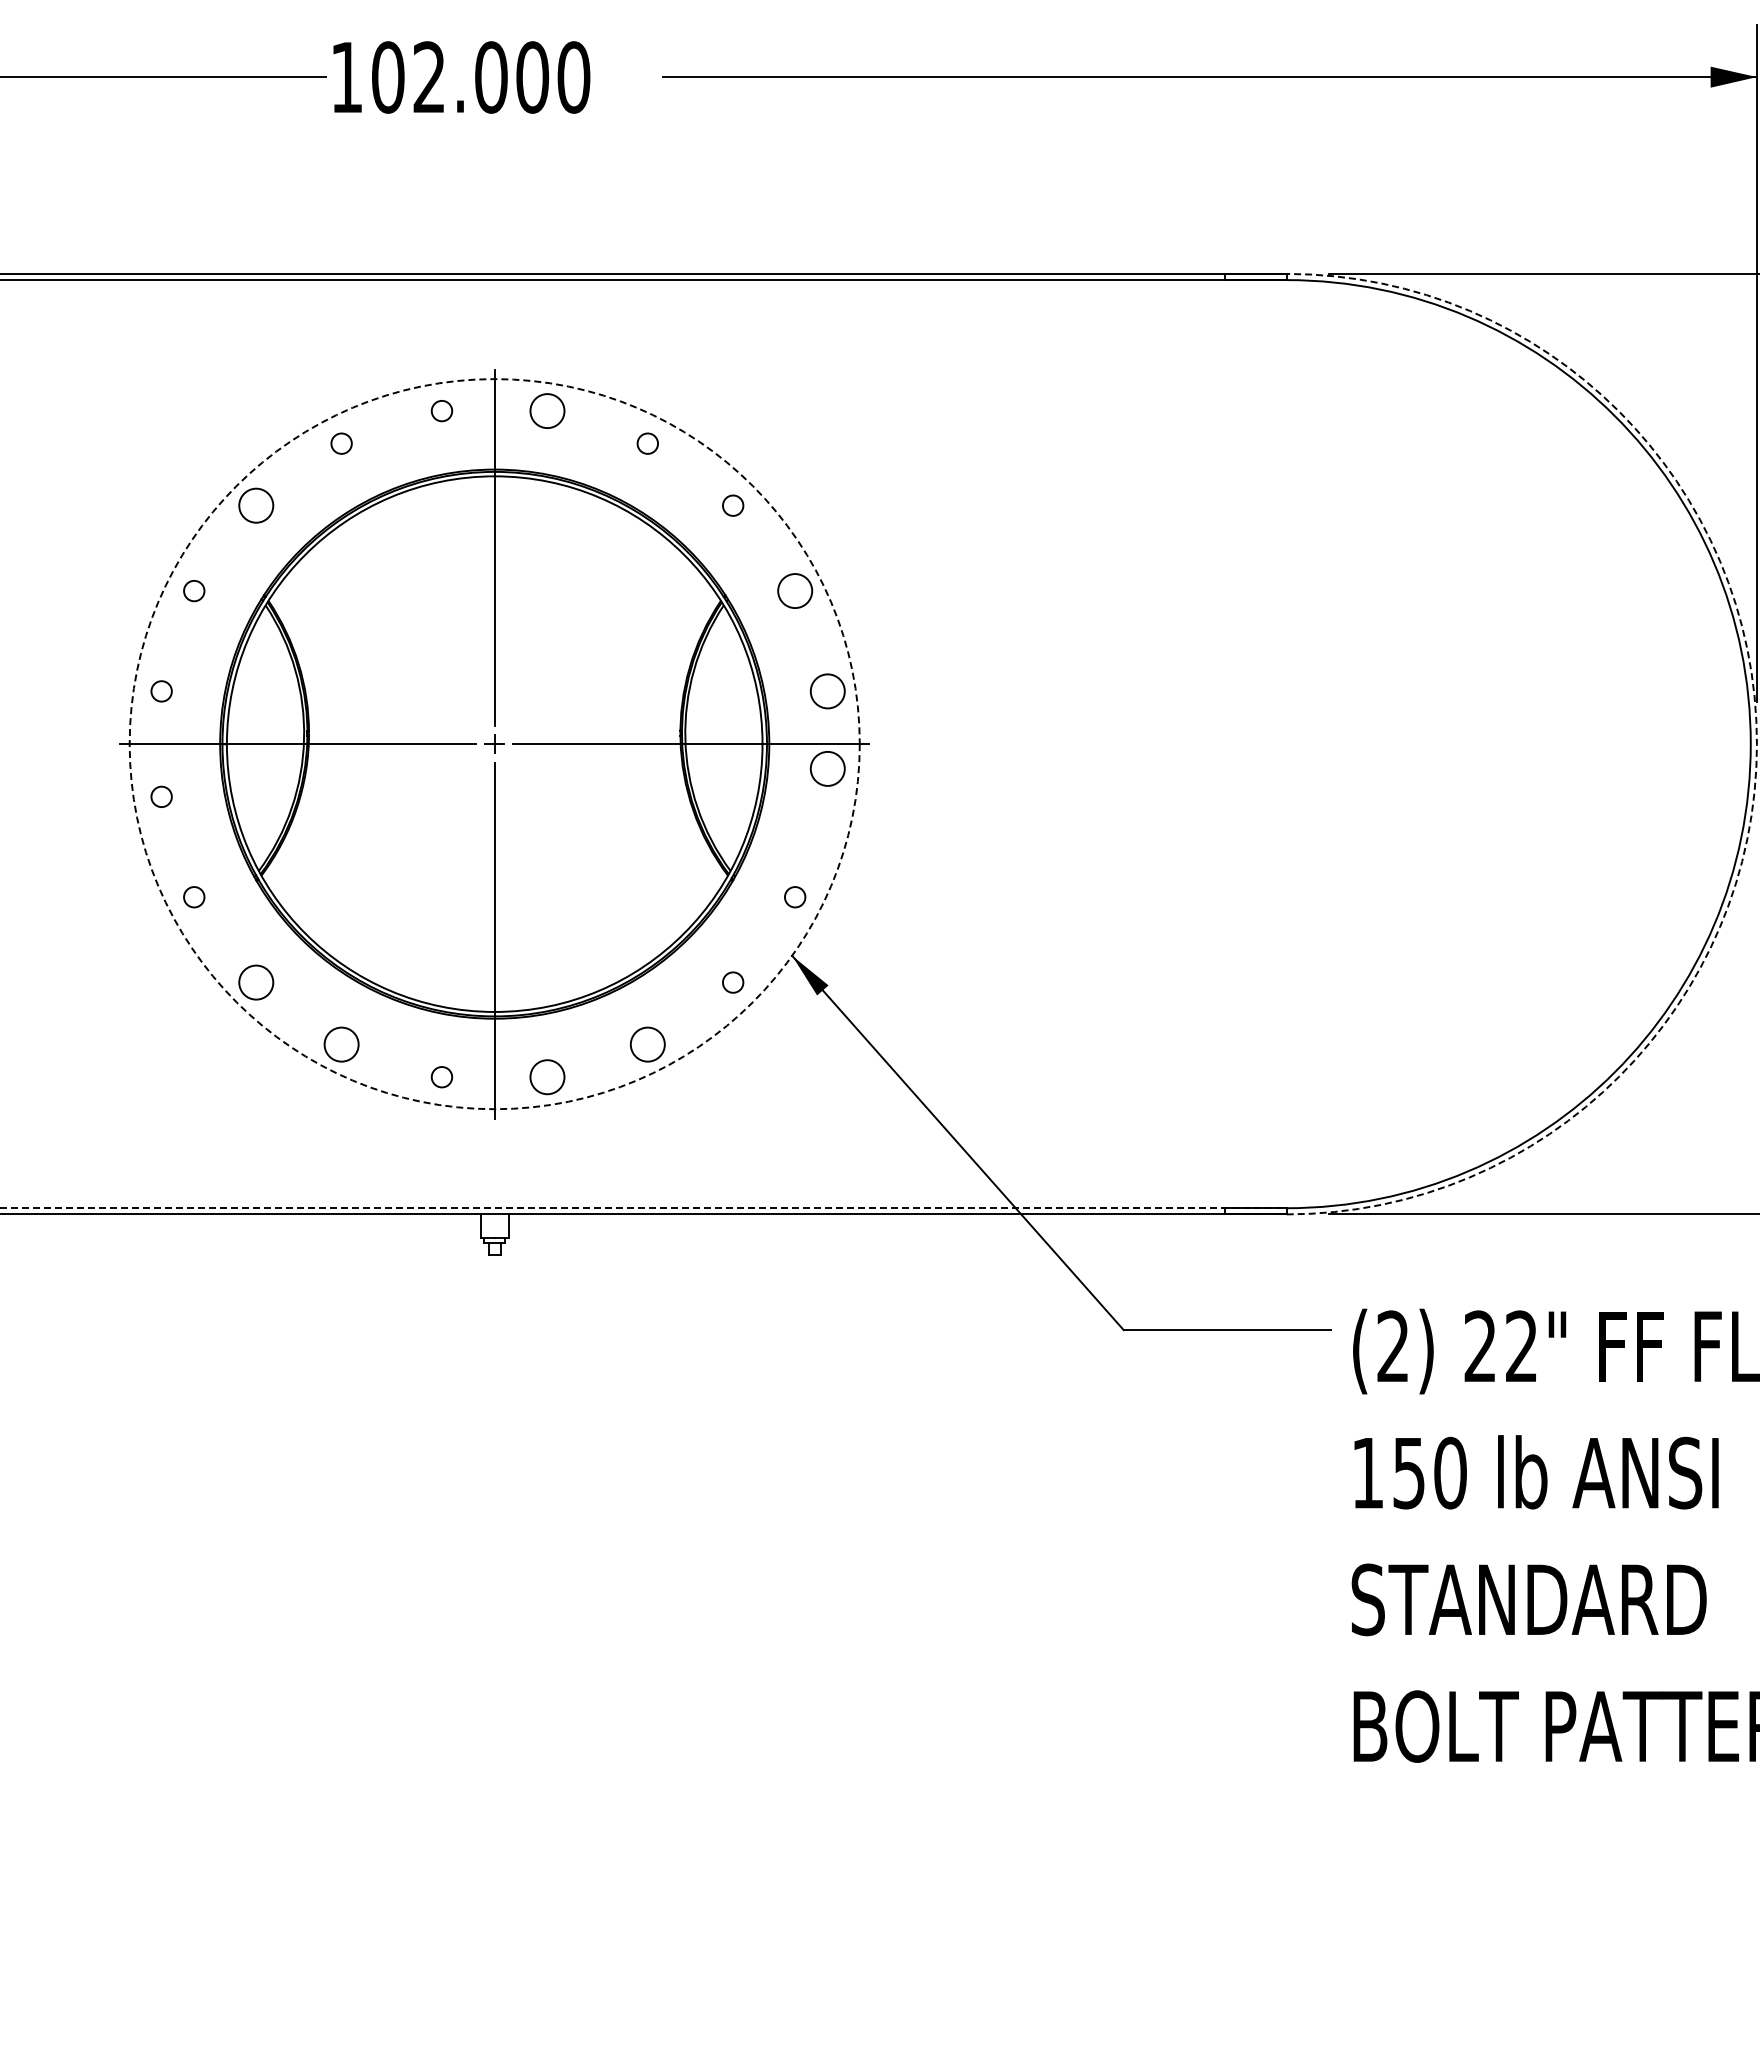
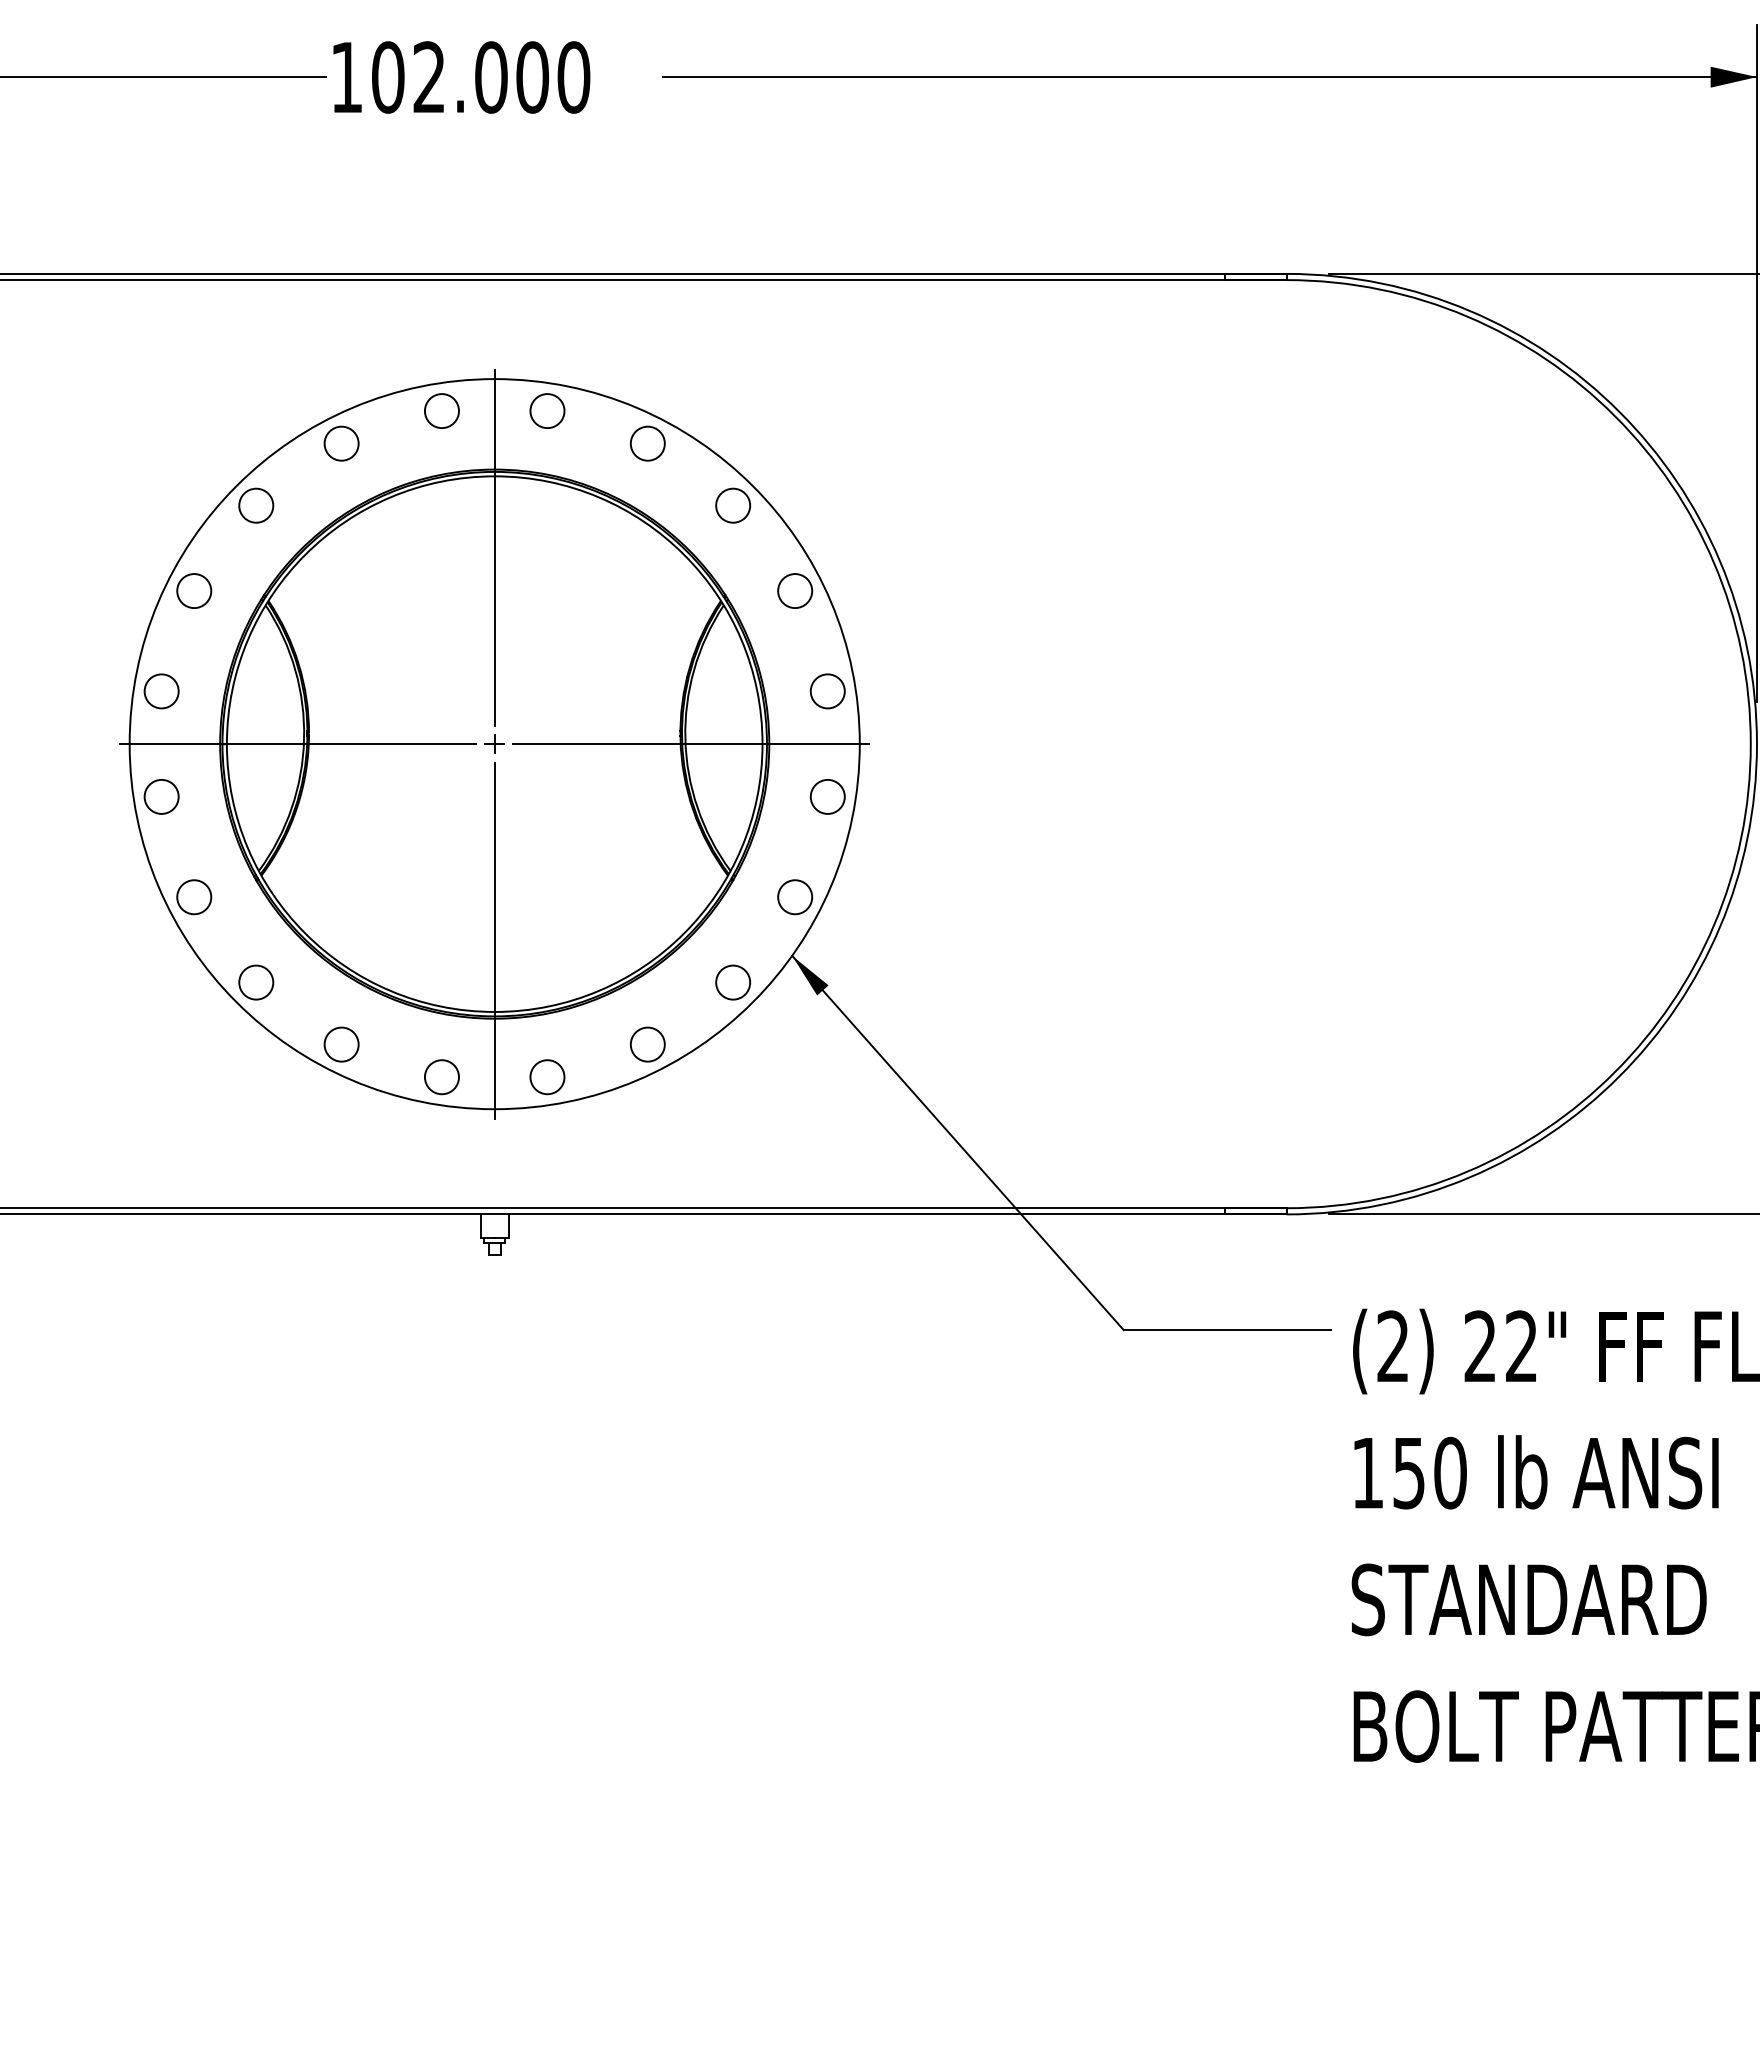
circle diameter: 20 px -> 34 px (441, 411)
circle diameter: 20 px -> 34 px (341, 443)
circle diameter: 20 px -> 34 px (647, 443)
circle diameter: 20 px -> 34 px (733, 505)
circle diameter: 20 px -> 34 px (194, 591)
circle diameter: 20 px -> 34 px (161, 691)
circle: dashed -> solid (494, 744)
arc: dashed -> solid (1756, 744)
circle position: (827, 768) -> (827, 796) (827, 796)
circle diameter: 20 px -> 34 px (161, 796)
circle diameter: 20 px -> 34 px (194, 897)
circle diameter: 20 px -> 34 px (795, 897)
circle diameter: 20 px -> 34 px (733, 982)
circle diameter: 20 px -> 34 px (441, 1077)
line: dashed -> solid (643, 1208)
